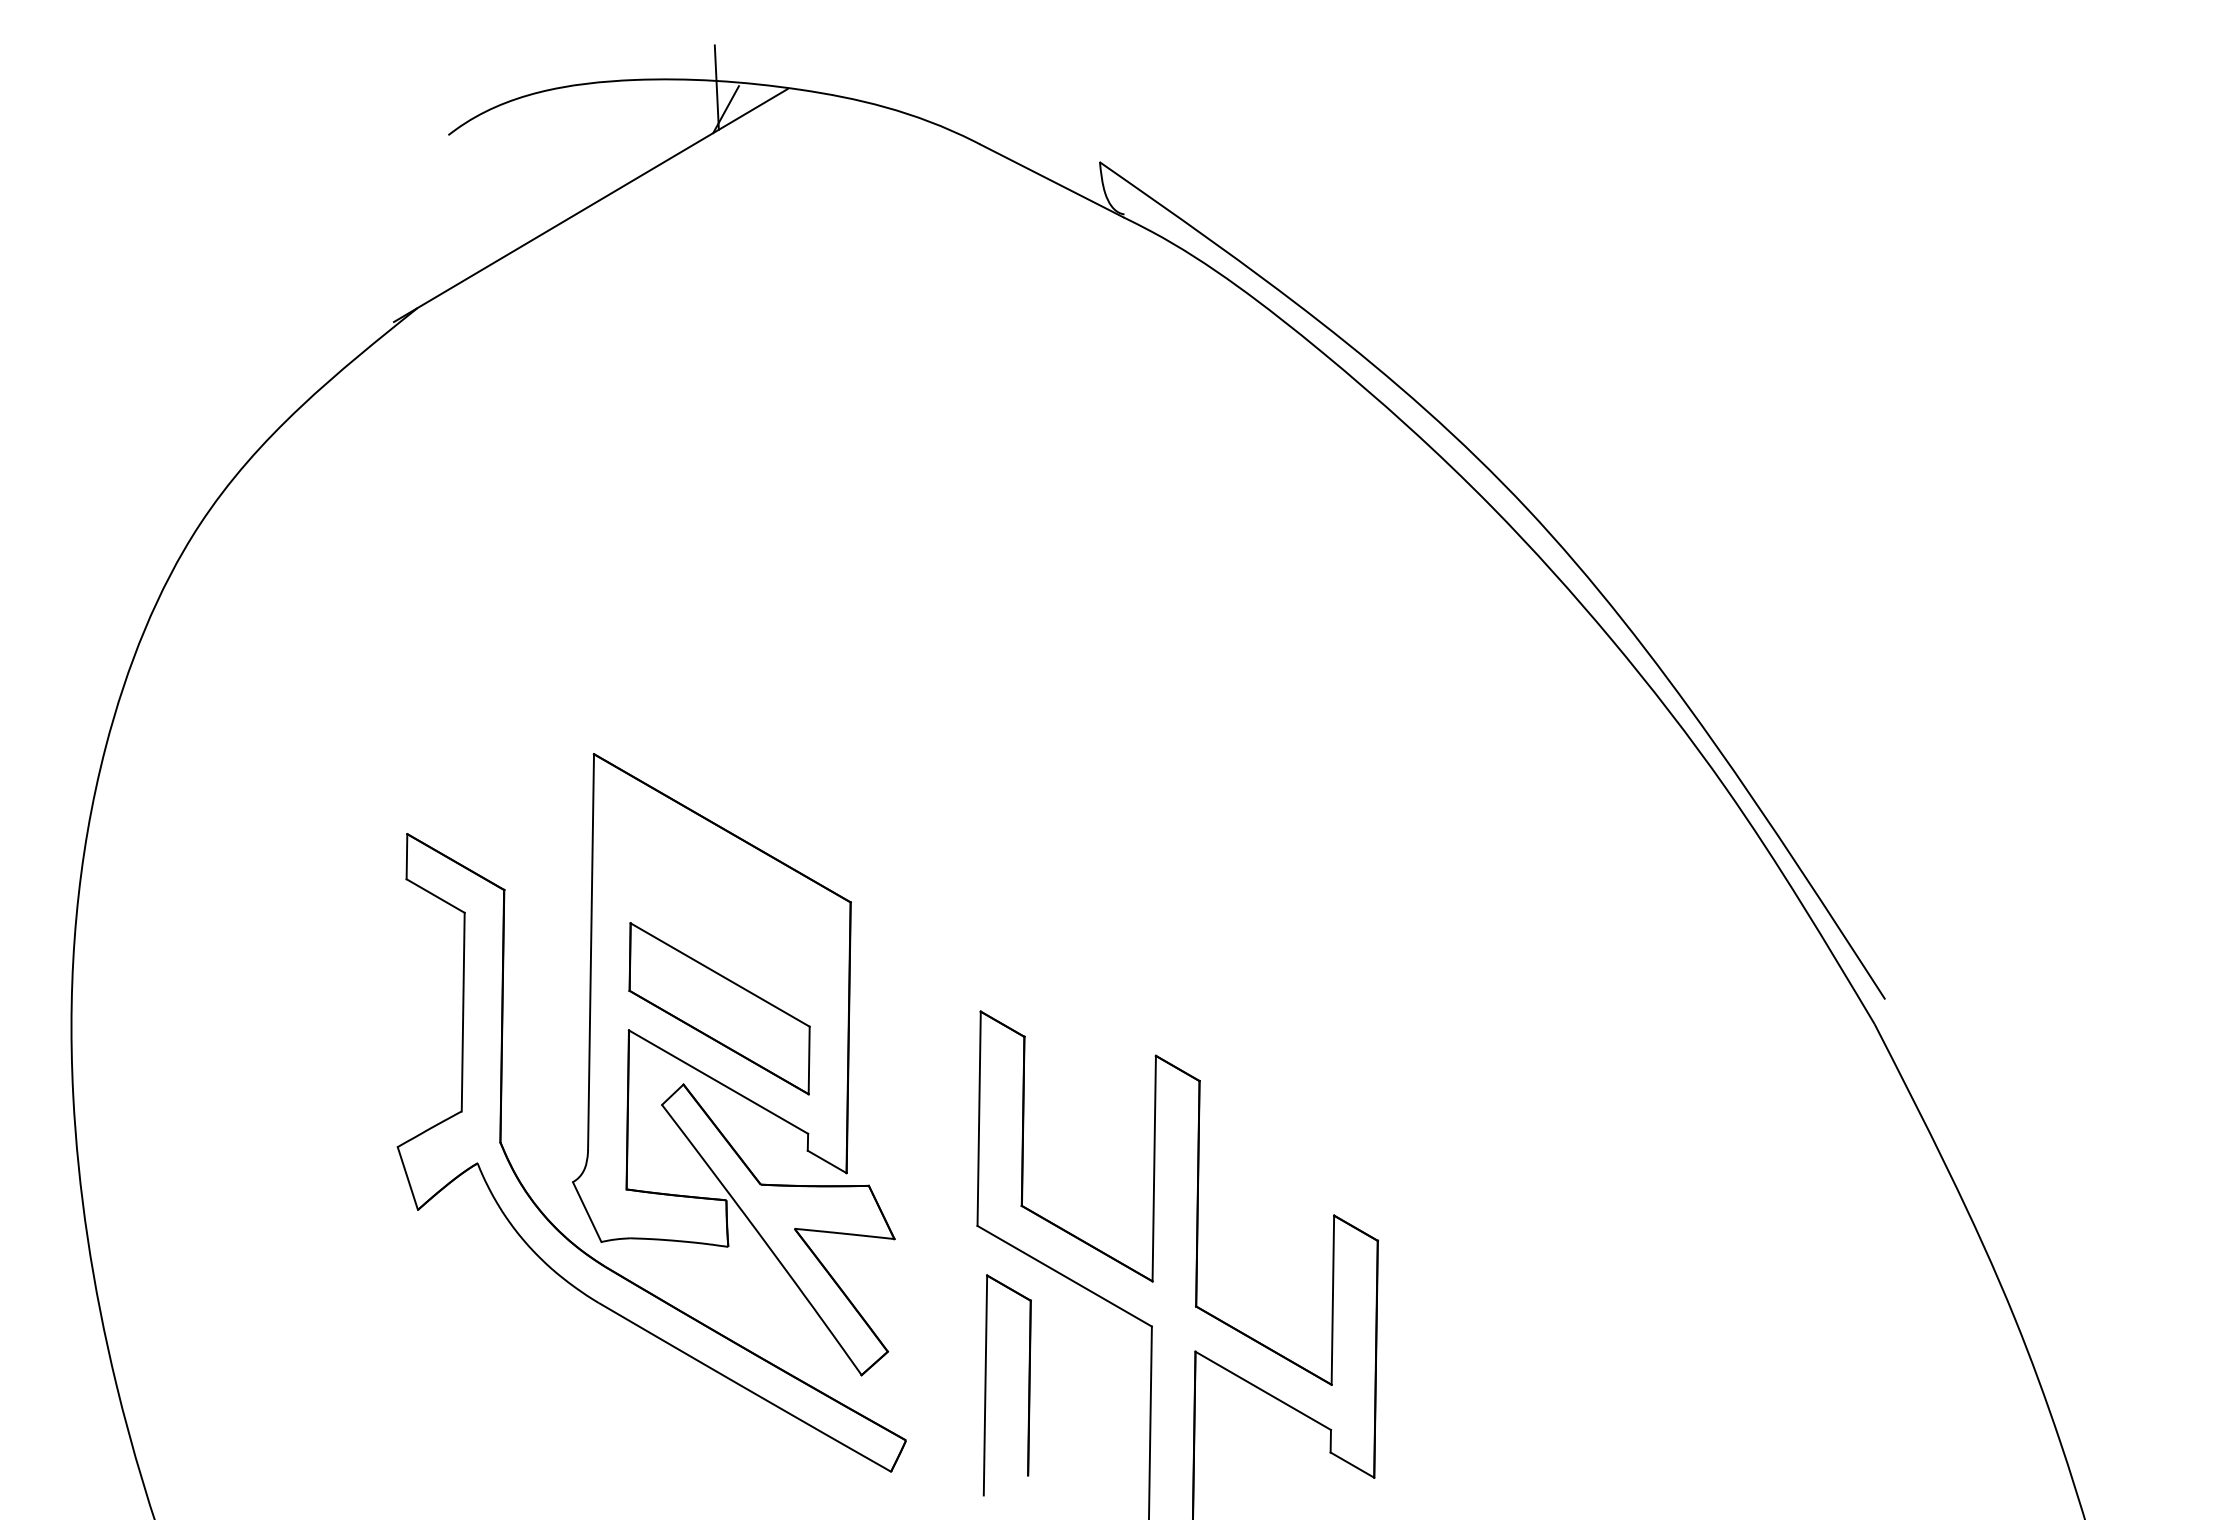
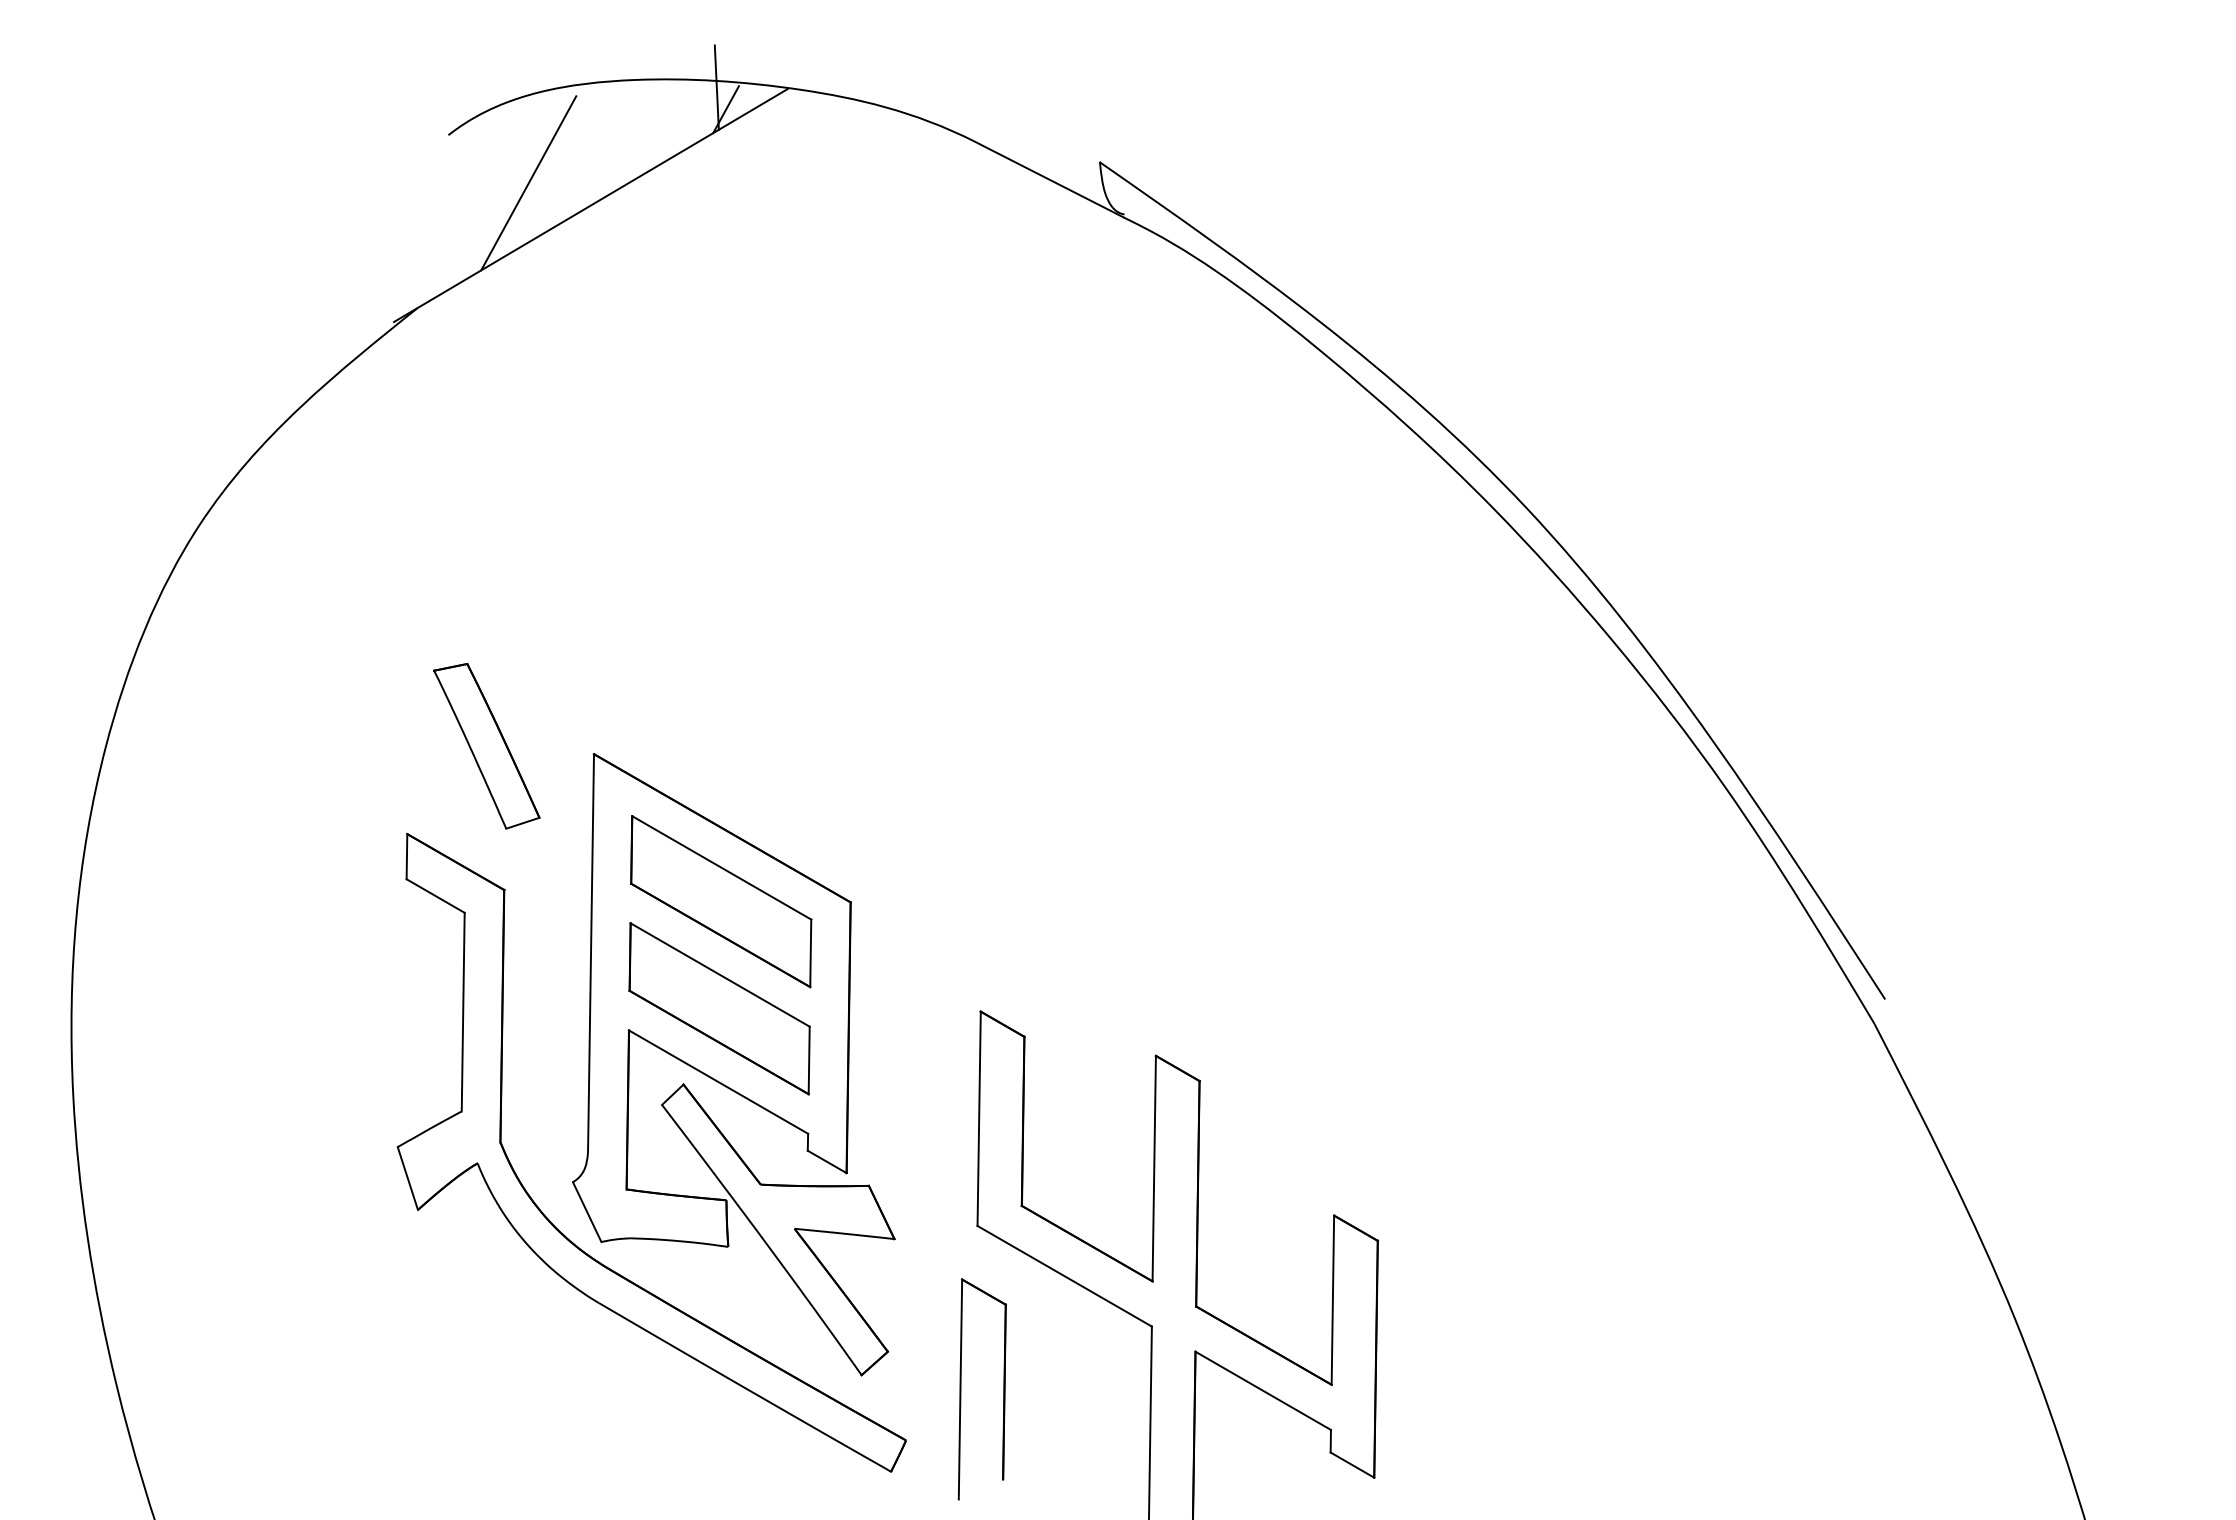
line: none -> present (528, 183)
part: none -> present (486, 746)
part: none -> present (721, 901)
part position: (986, 1385) -> (961, 1389) (961, 1389)
